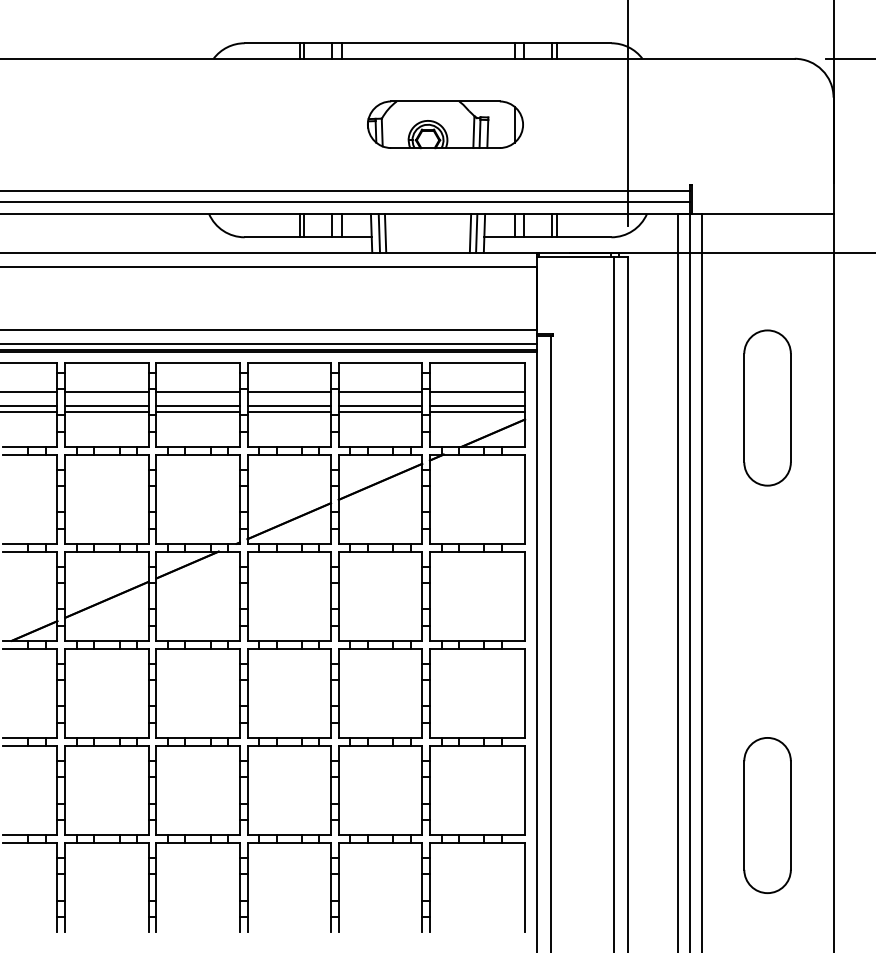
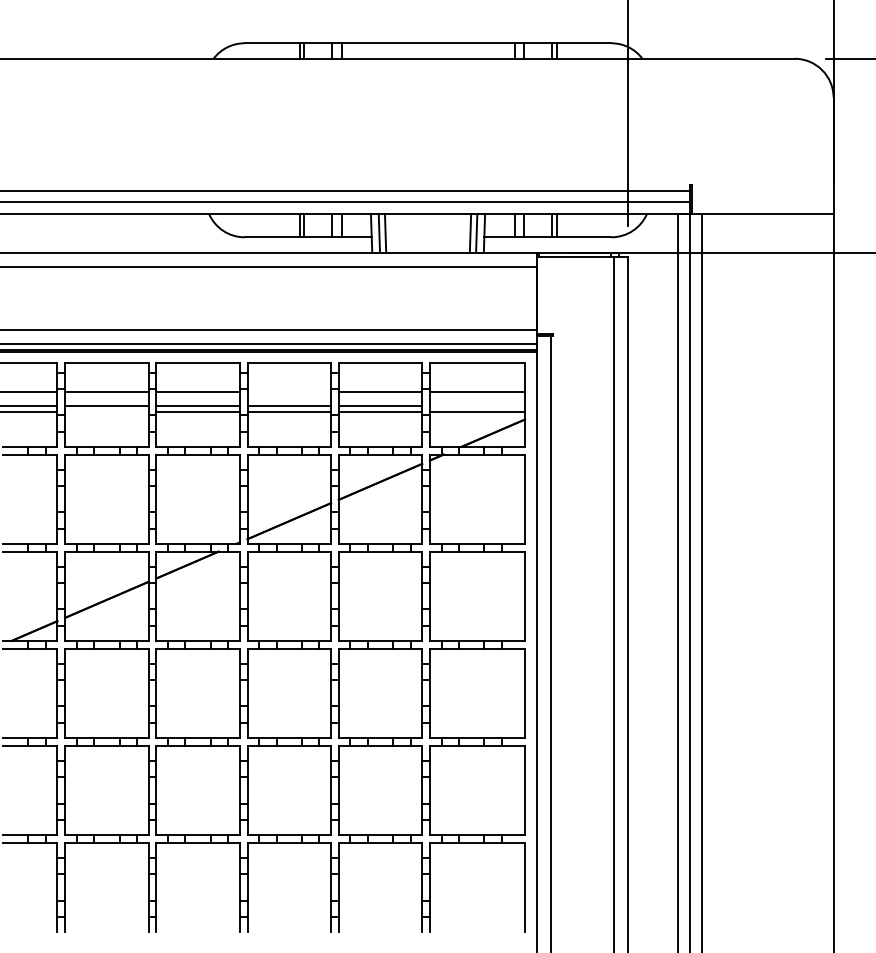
part: present -> none (445, 124)
line: present -> none (289, 392)
line: present -> none (477, 406)
part: present -> none (767, 407)
line: present -> none (106, 412)
part: present -> none (767, 815)
